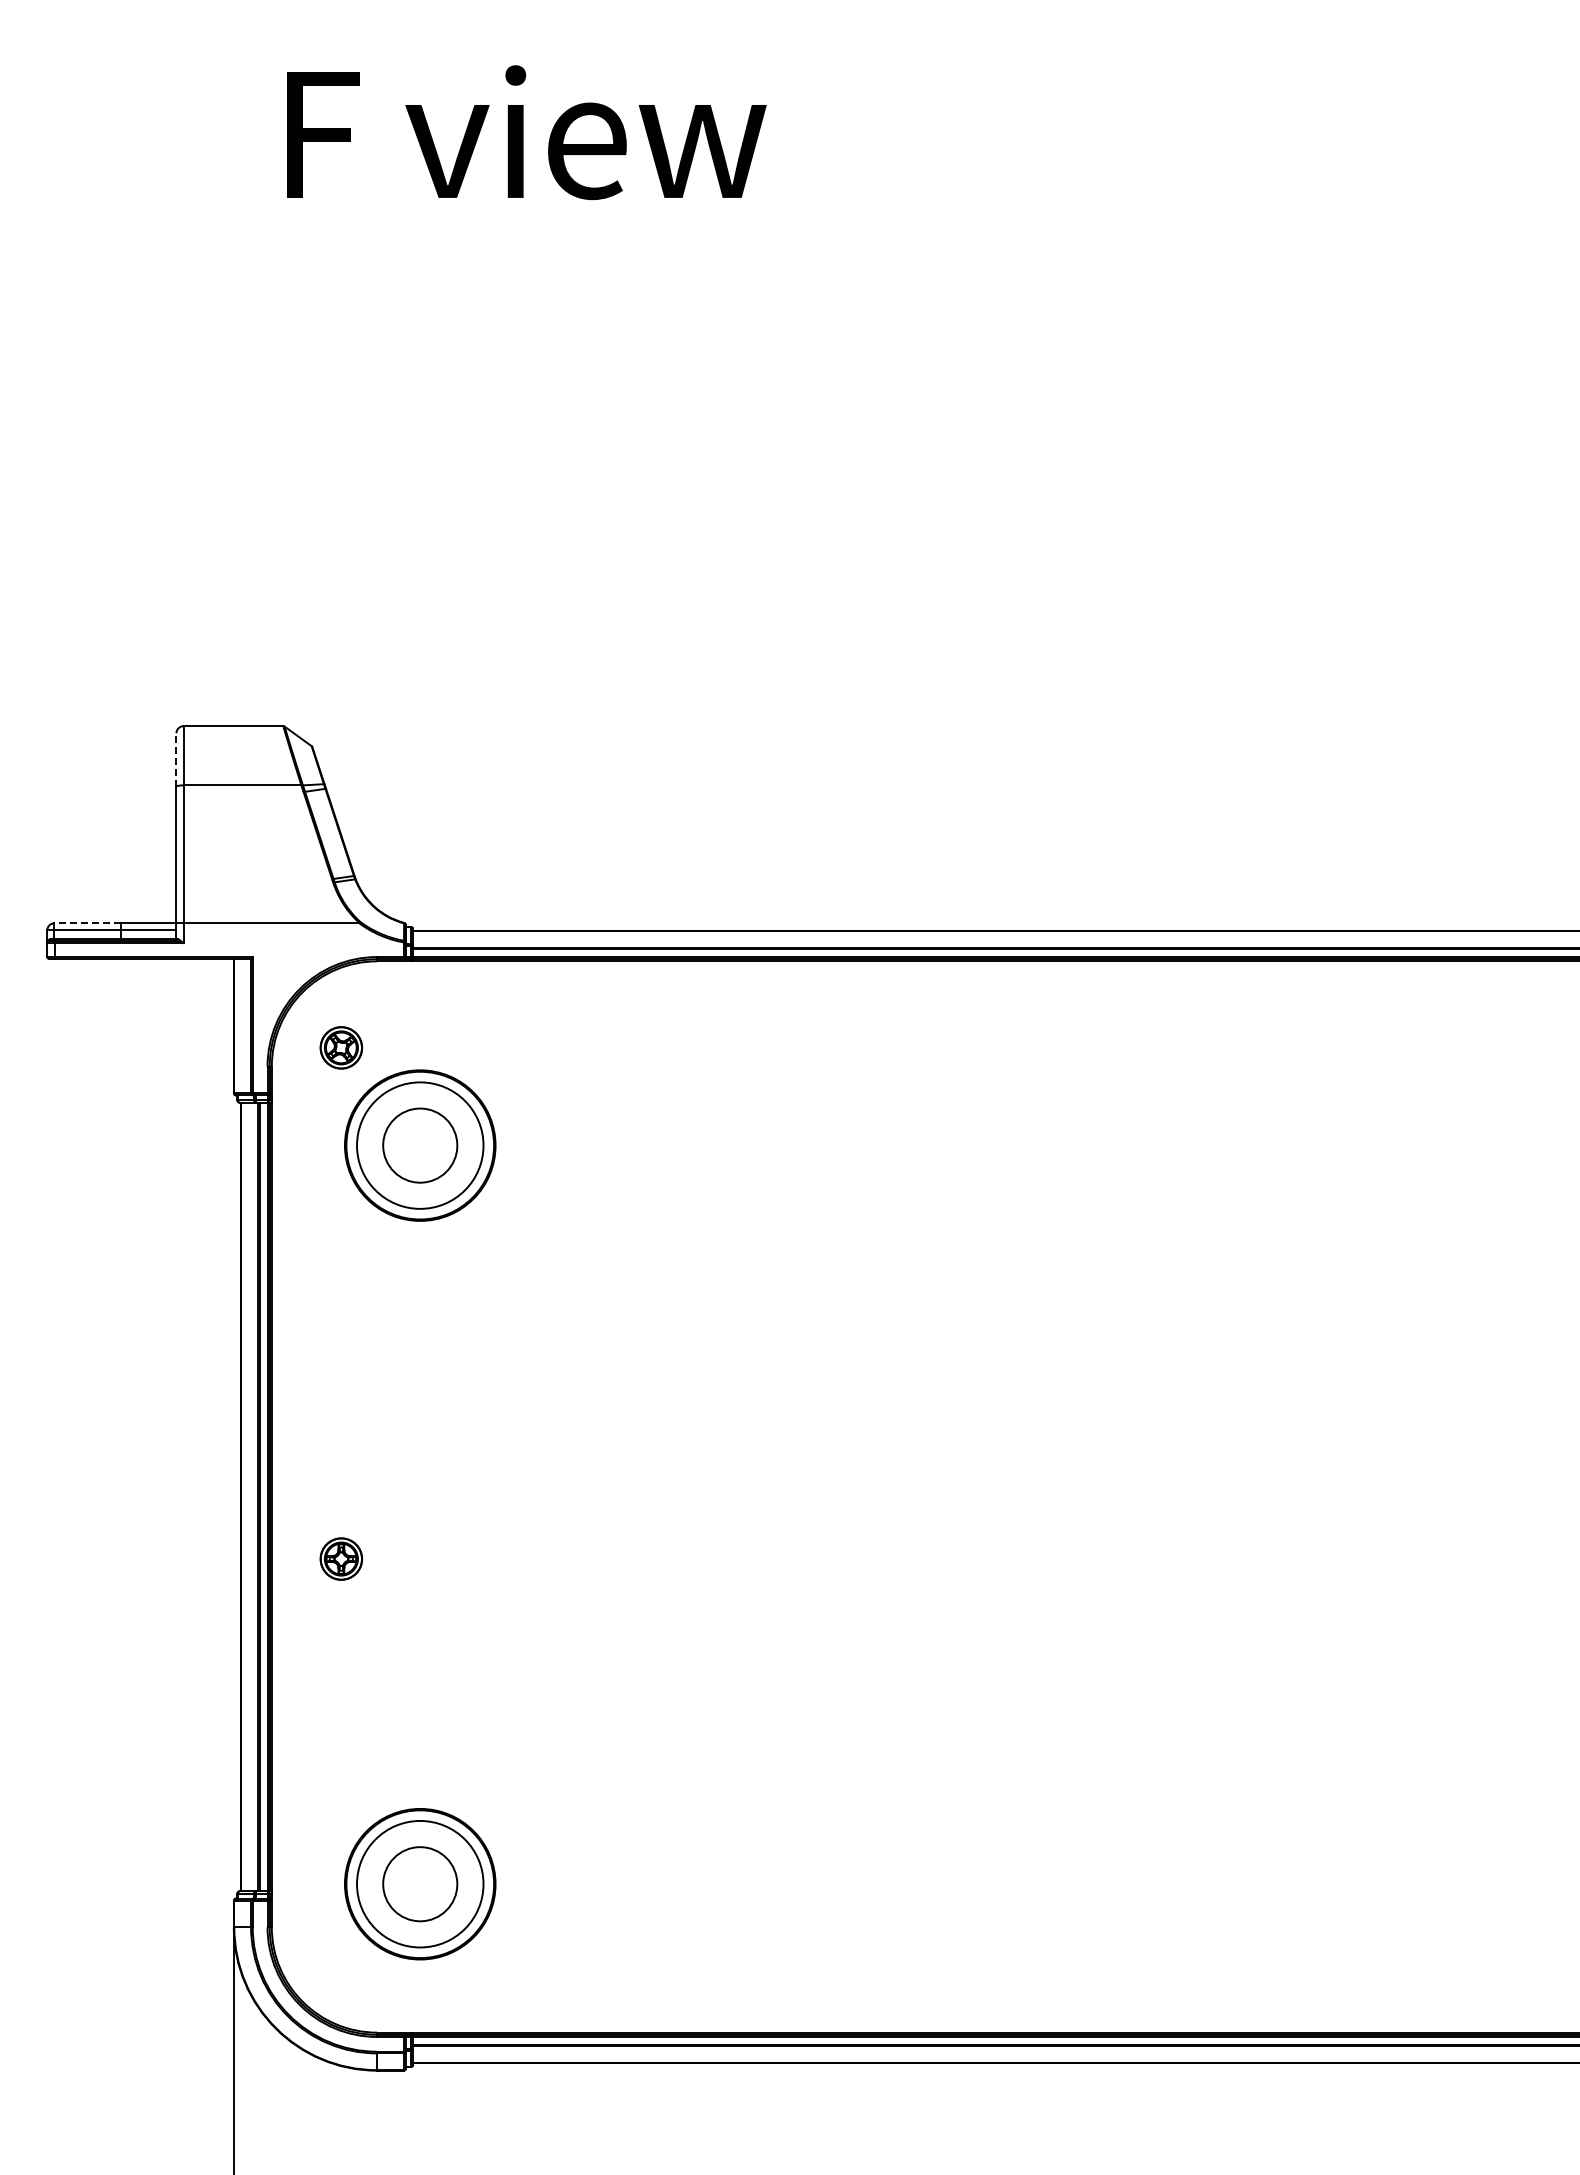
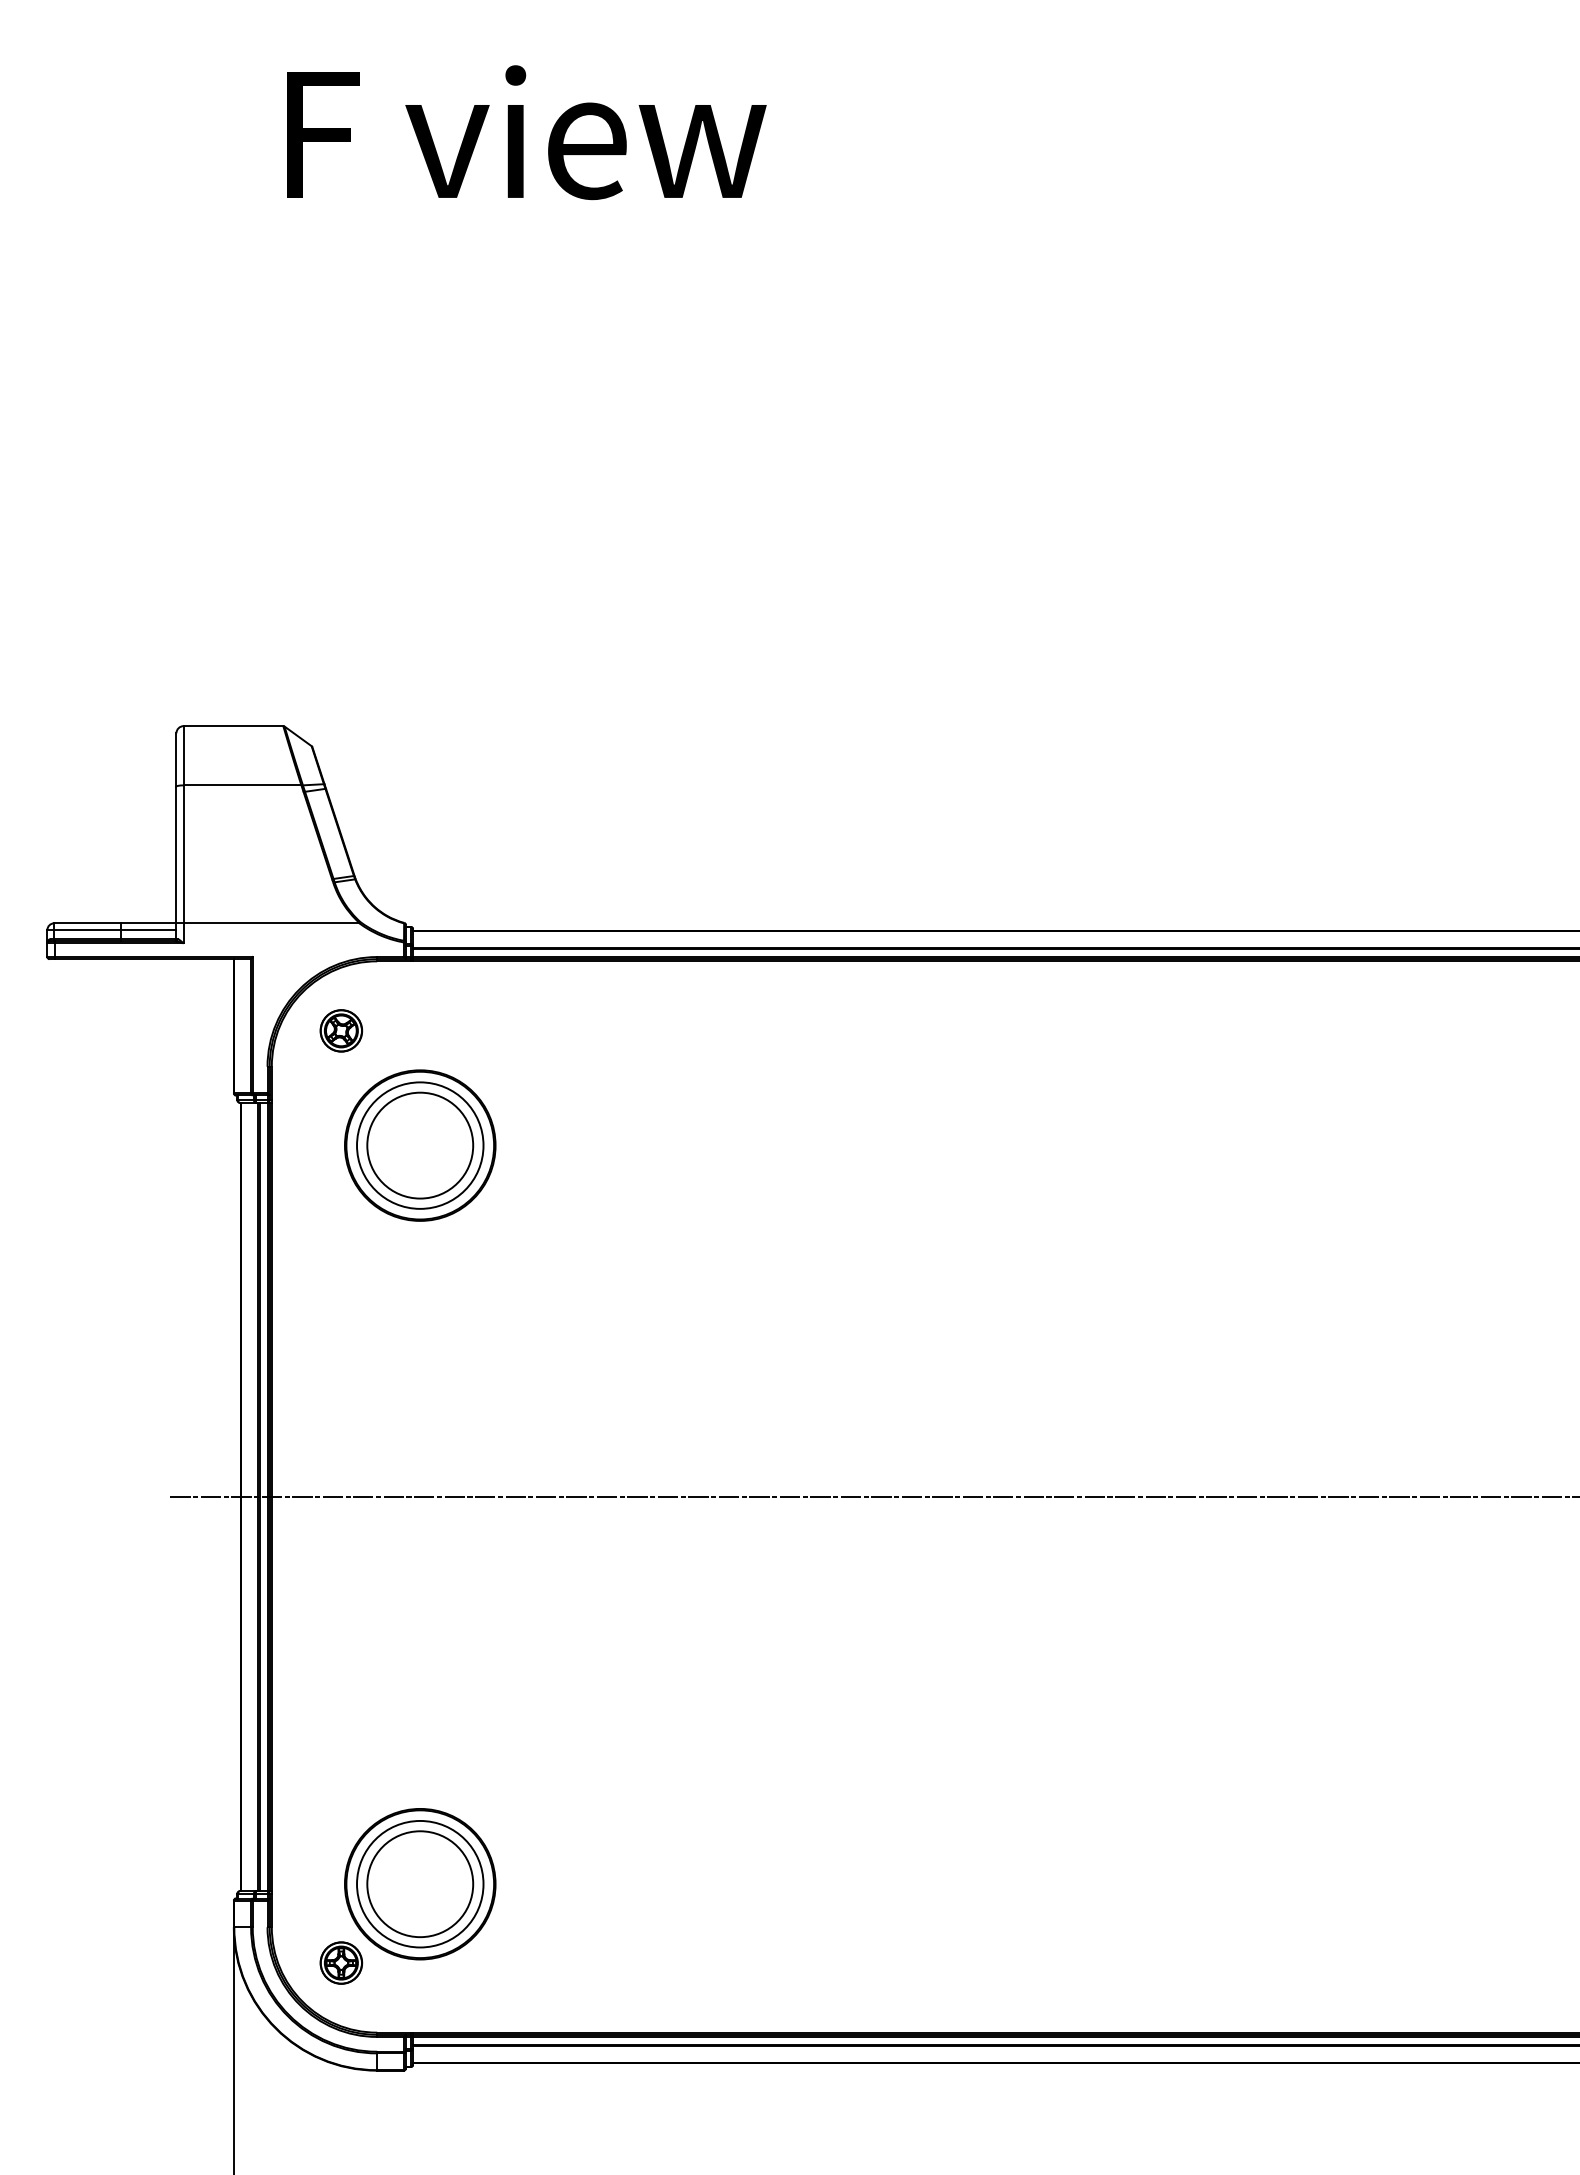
line: dashed -> solid (176, 759)
line: dashed -> solid (87, 923)
part position: (341, 1047) -> (341, 1030) (341, 1030)
circle diameter: 74 px -> 106 px (420, 1145)
line: none -> present (873, 1497)
part position: (341, 1558) -> (341, 1962) (341, 1962)
circle diameter: 74 px -> 106 px (420, 1884)
